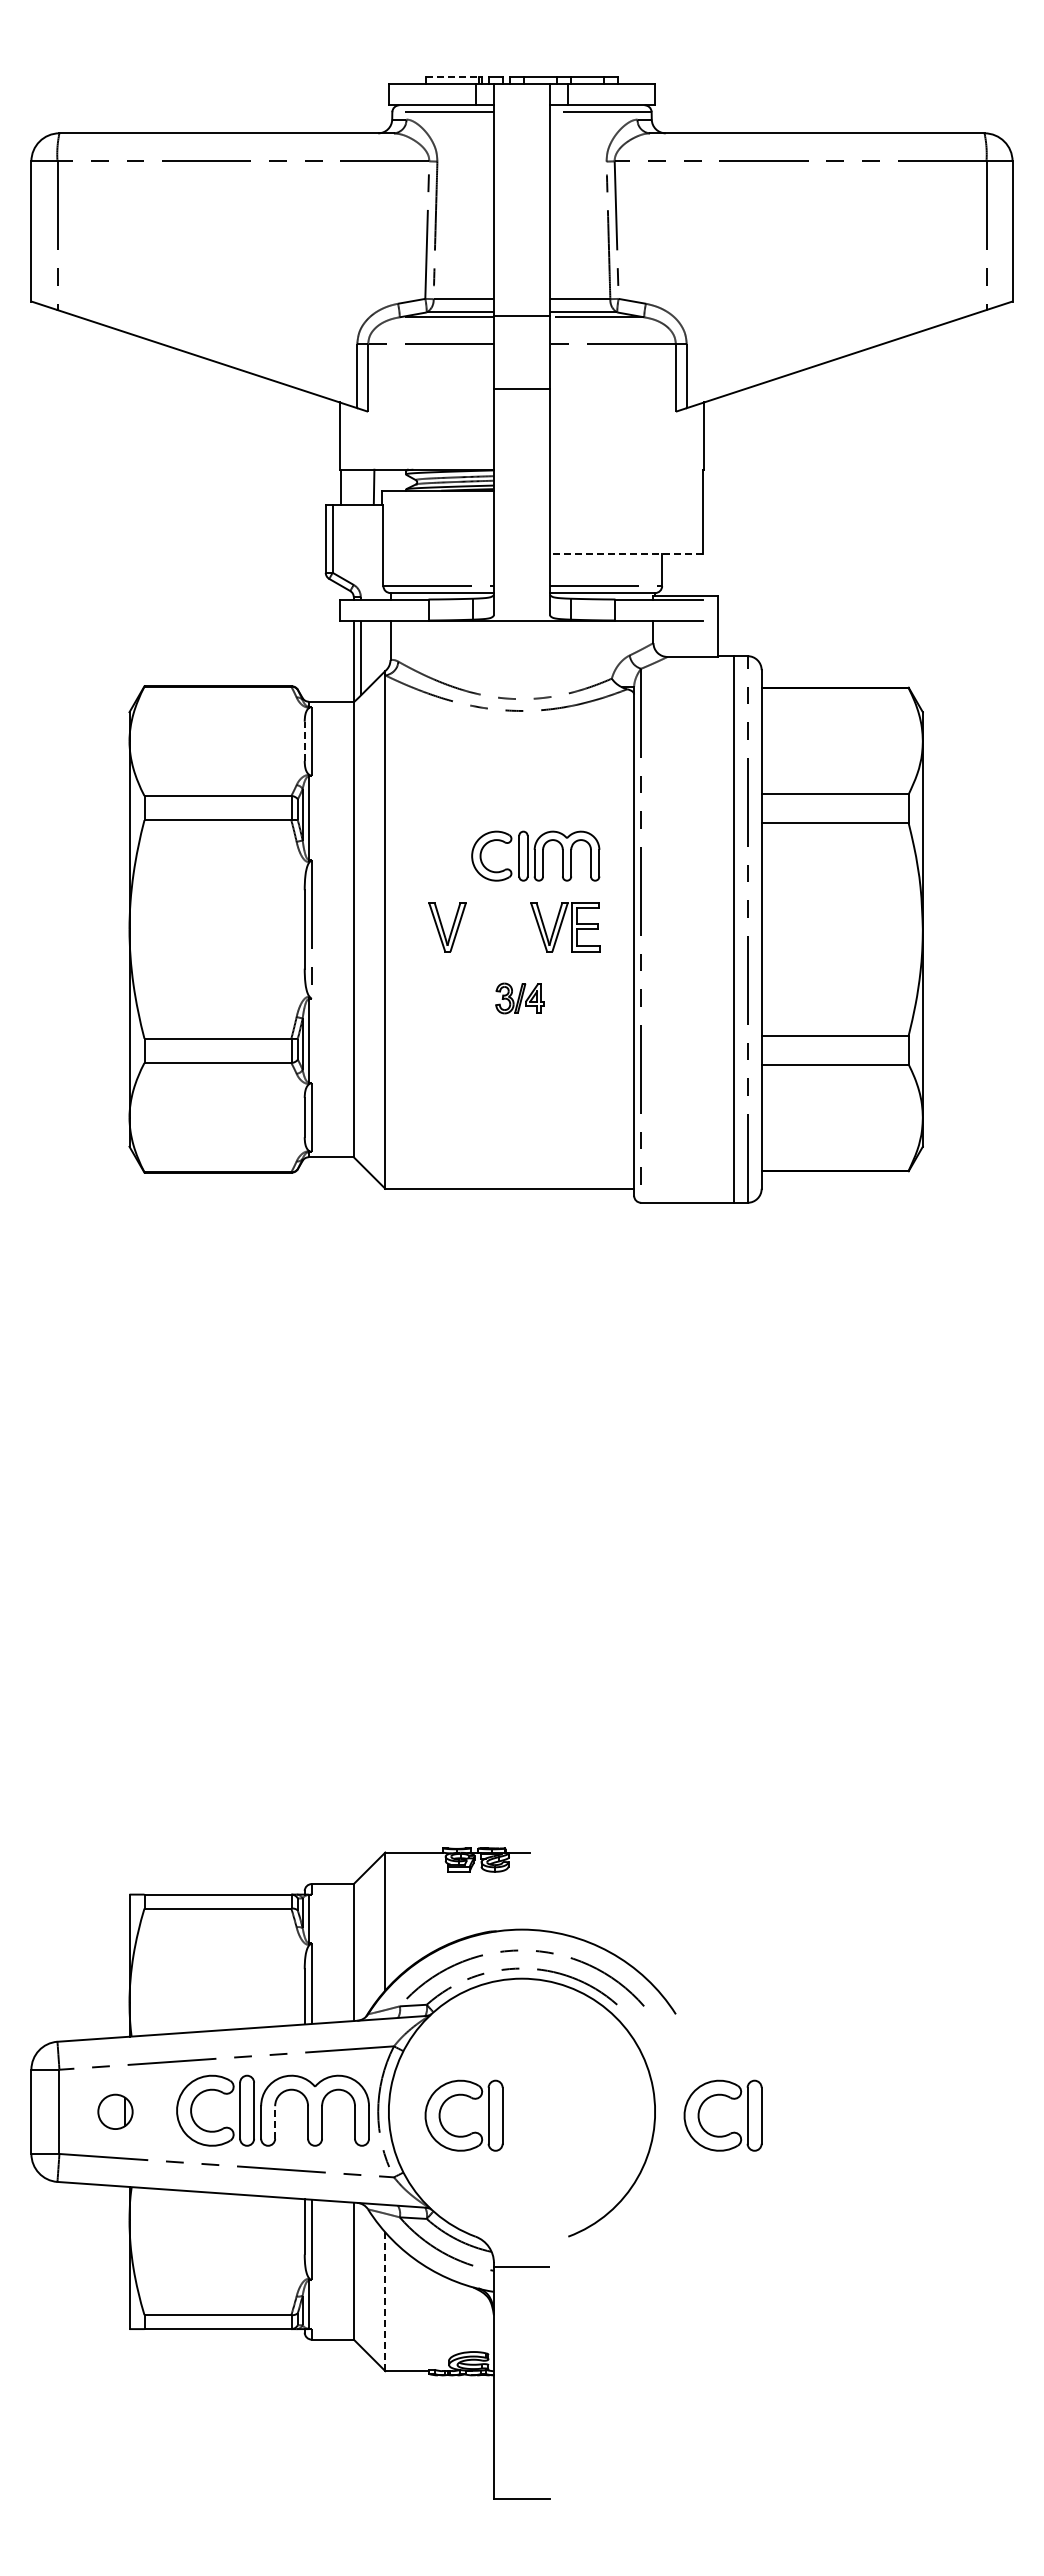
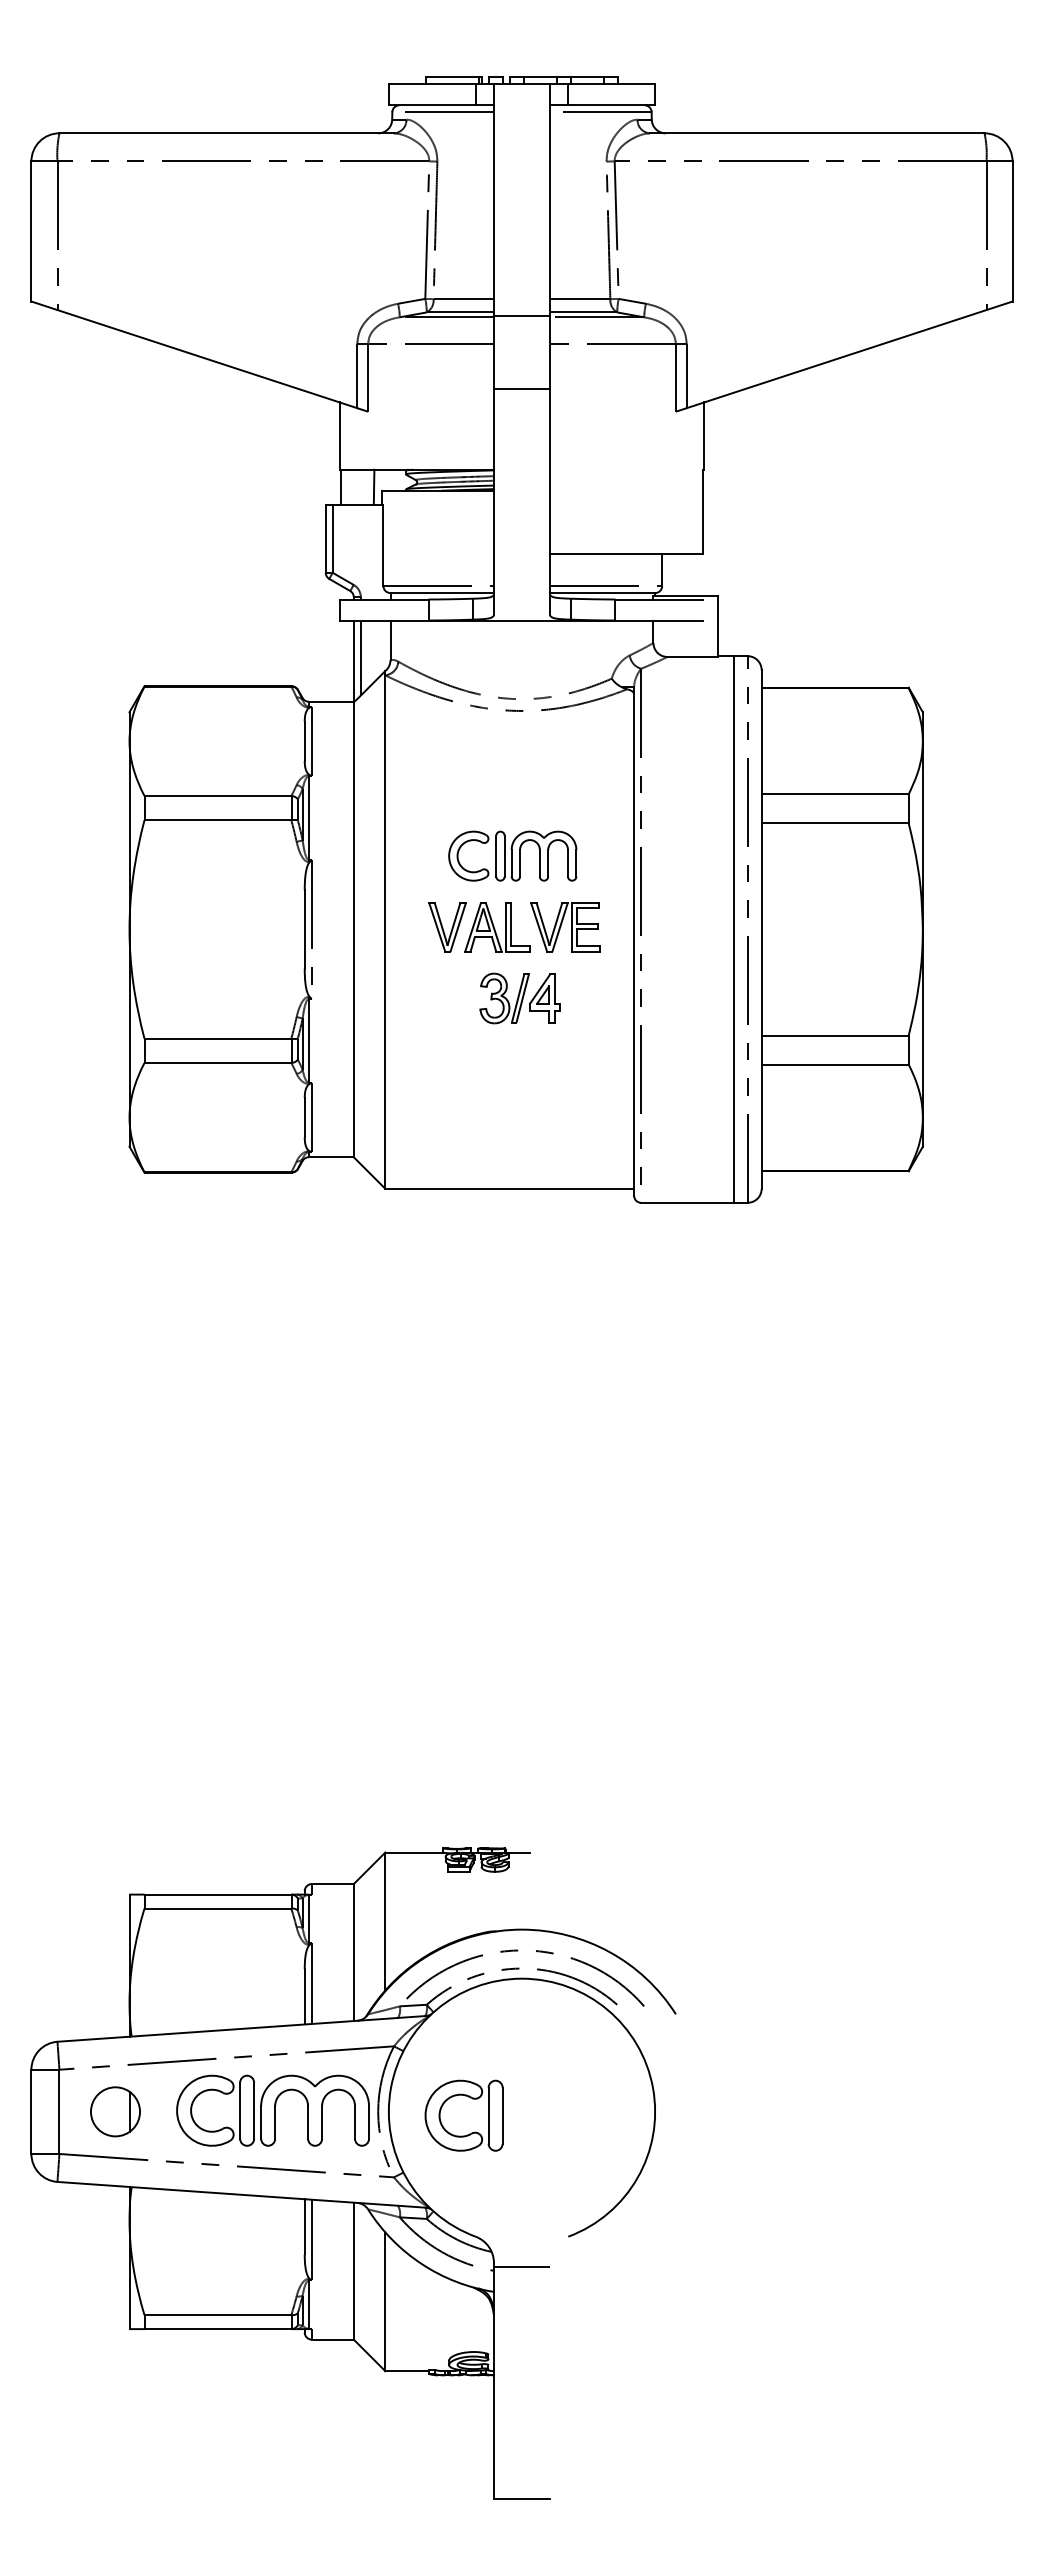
line: dashed -> solid (452, 77)
line: dashed -> solid (625, 553)
line: dashed -> solid (304, 741)
part position: (535, 855) -> (512, 855) (512, 855)
part: none -> present (497, 927)
part size: 50x33 px -> 82x53 px (519, 998)
part: present -> none (731, 2099)
part size: 37x37 px -> 51x52 px (115, 2111)
line: dashed -> solid (275, 2122)
line: dashed -> solid (385, 2301)
